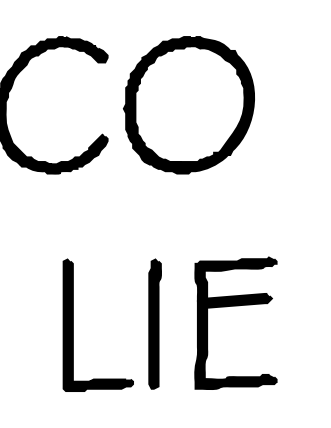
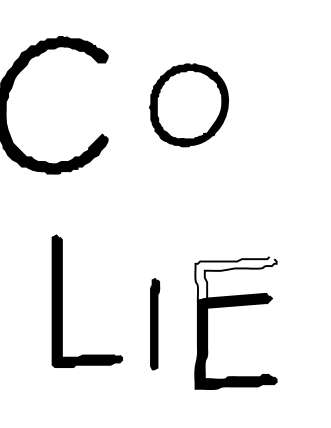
part size: 132x139 px -> 80x85 px (188, 105)
fill: present -> none (235, 278)
part size: 14x132 px -> 11x93 px (155, 324)
part position: (73, 324) -> (62, 300) (62, 300)
